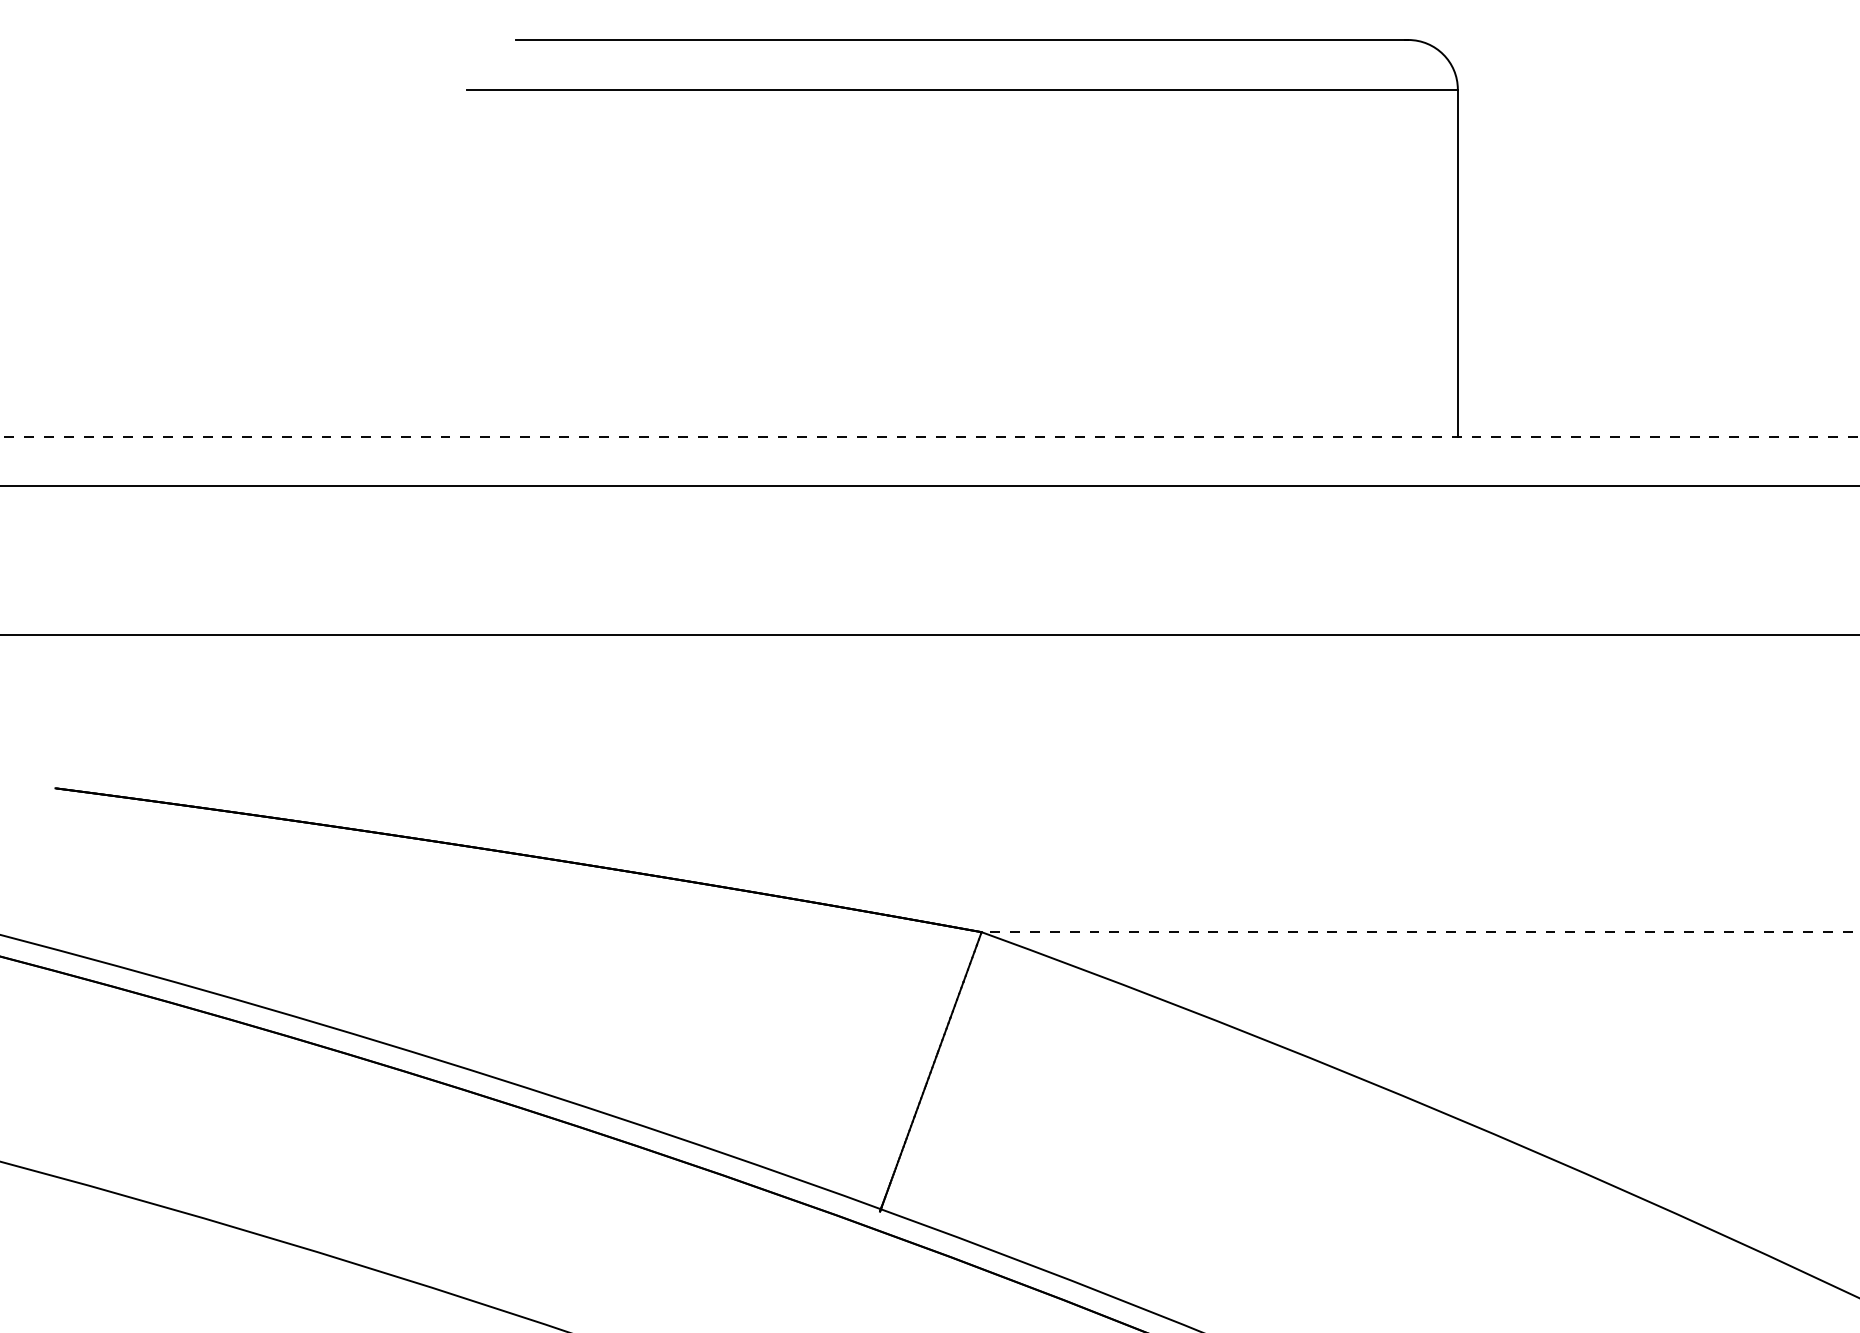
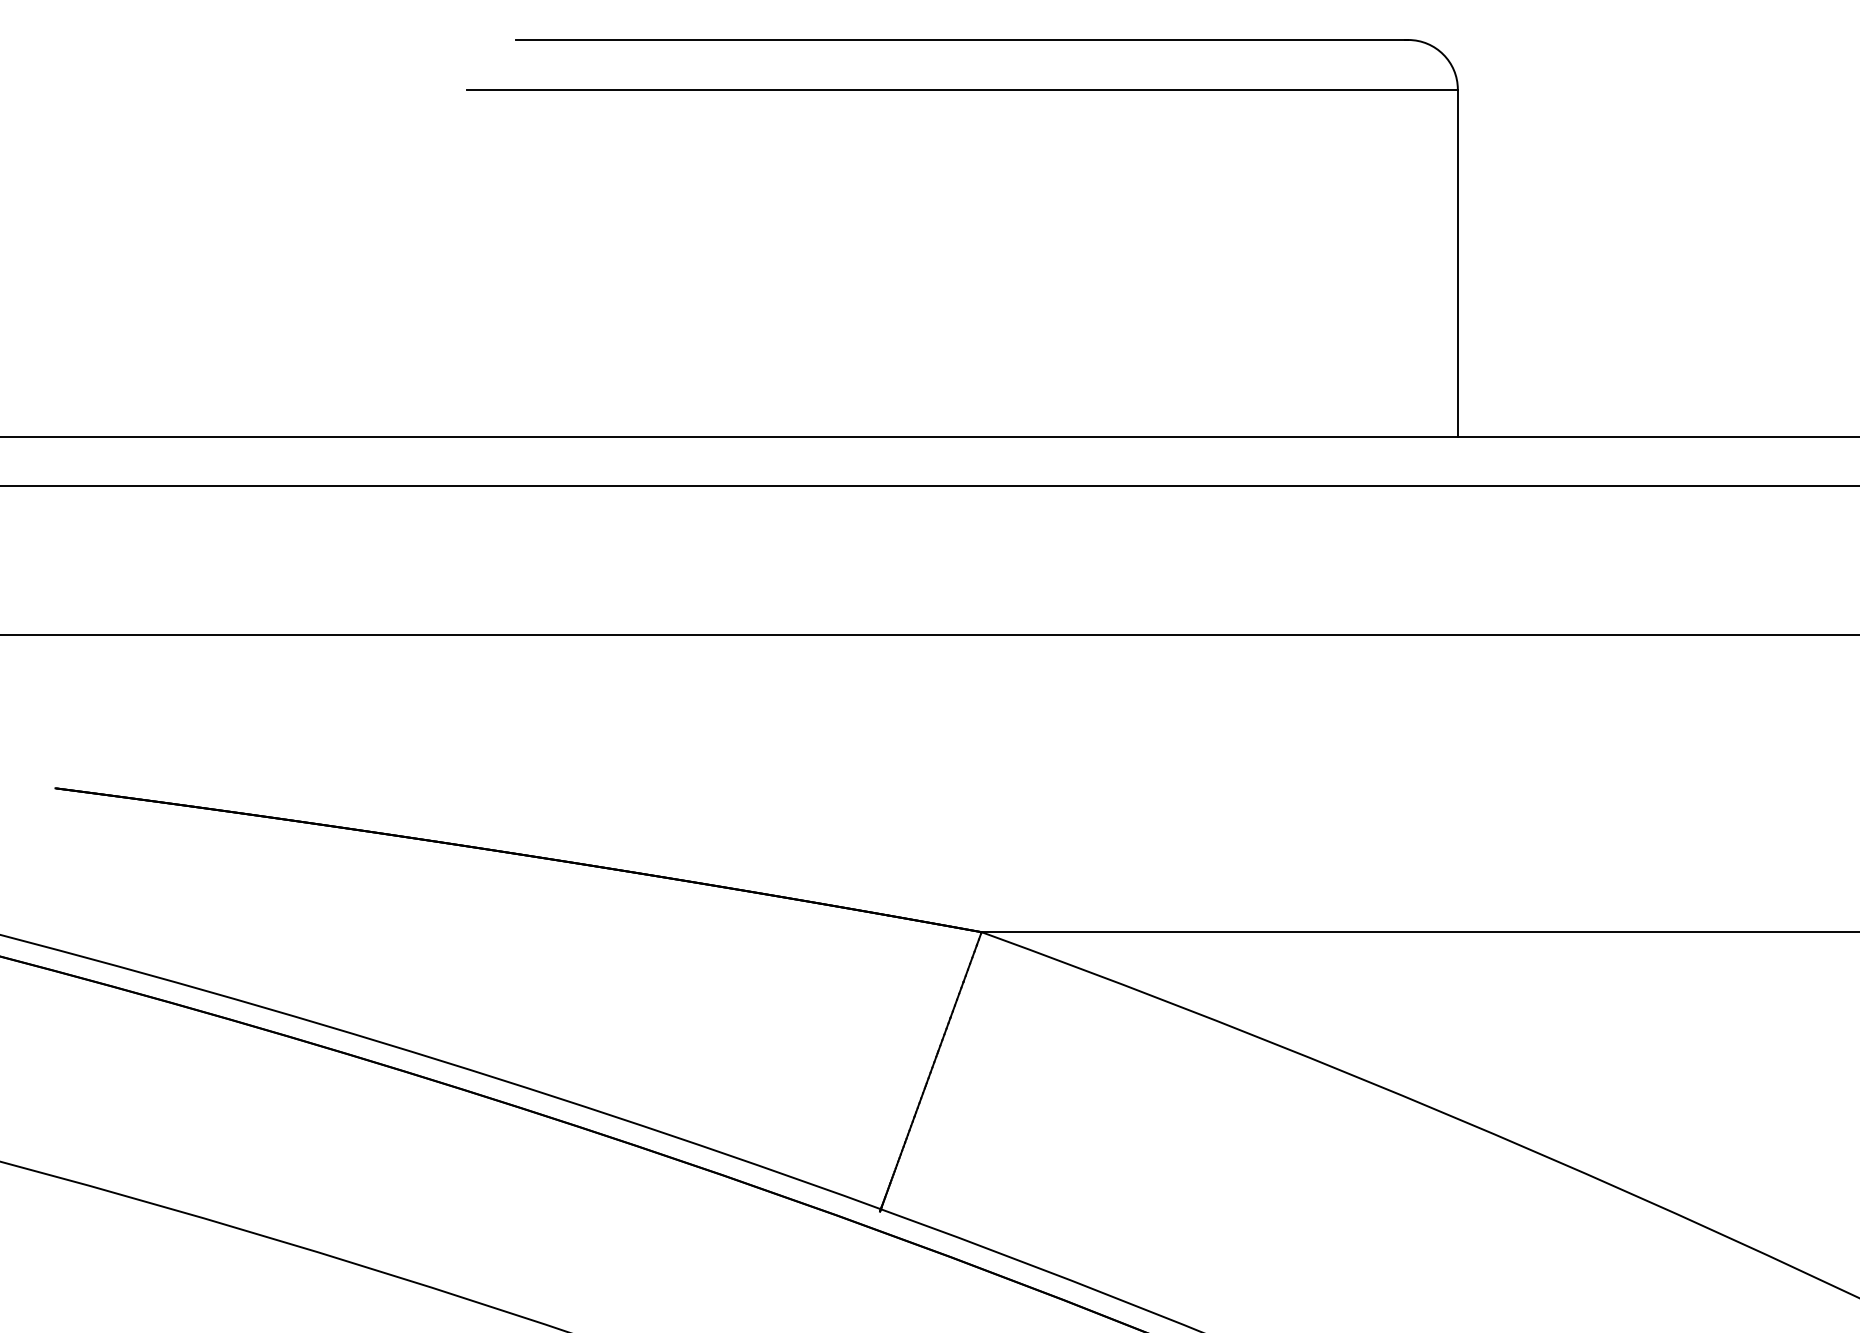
line: dashed -> solid (930, 436)
line: dashed -> solid (1420, 932)
